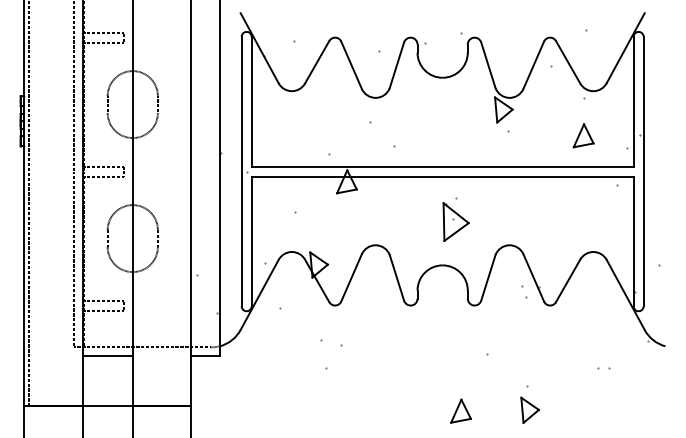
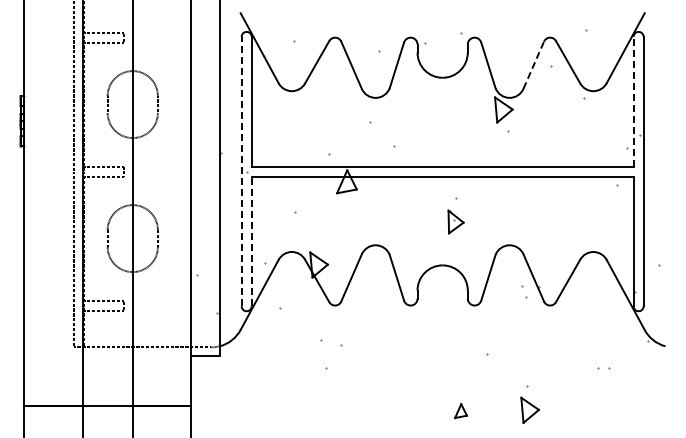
line: solid -> dashed (533, 65)
line: solid -> dashed (633, 101)
part: present -> none (583, 135)
line: solid -> dashed (241, 171)
line: present -> none (28, 204)
part size: 28x40 px -> 18x26 px (455, 221)
line: solid -> dashed (251, 241)
line: present -> none (107, 355)
part size: 22x26 px -> 14x16 px (460, 410)
